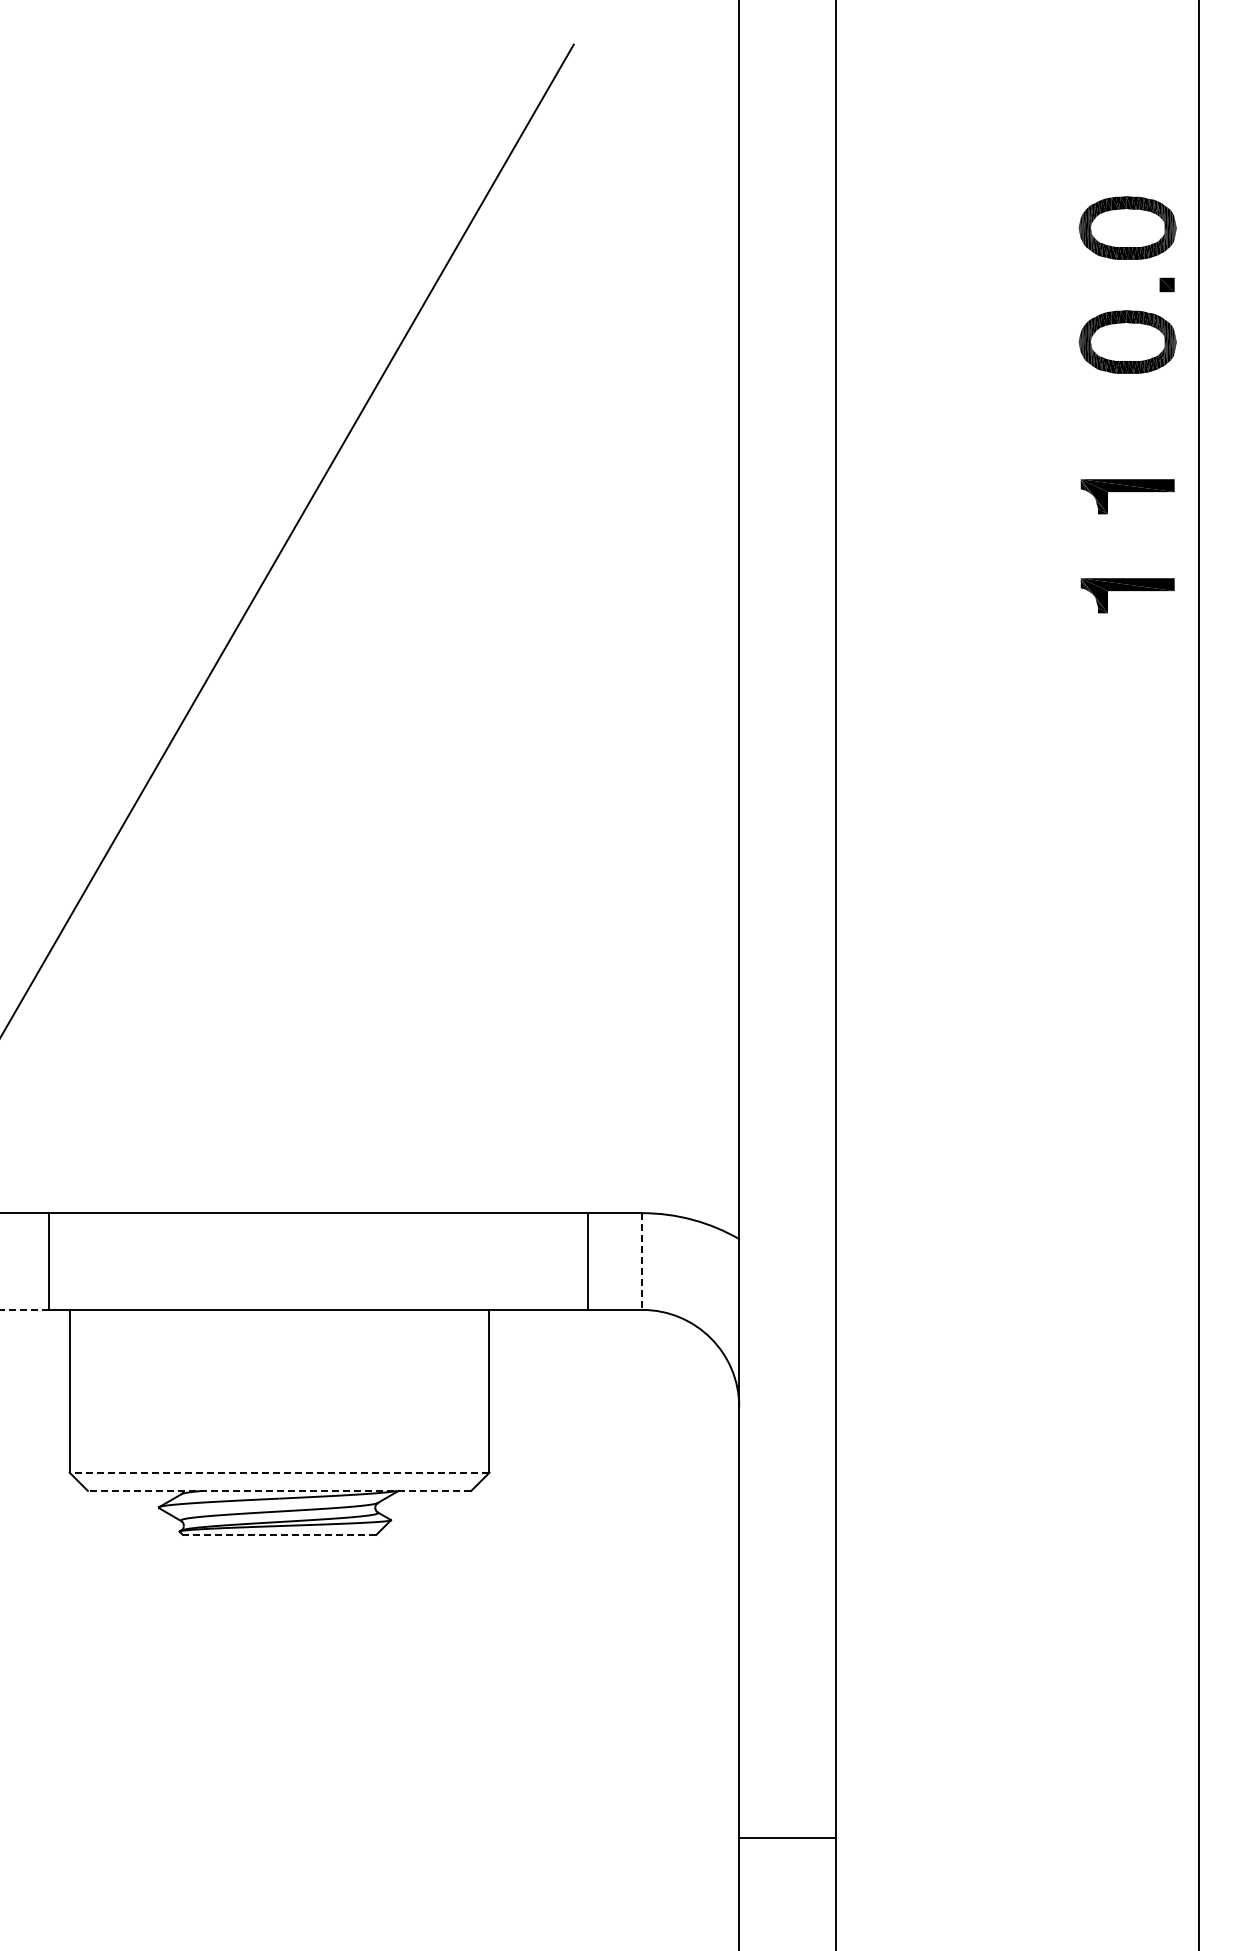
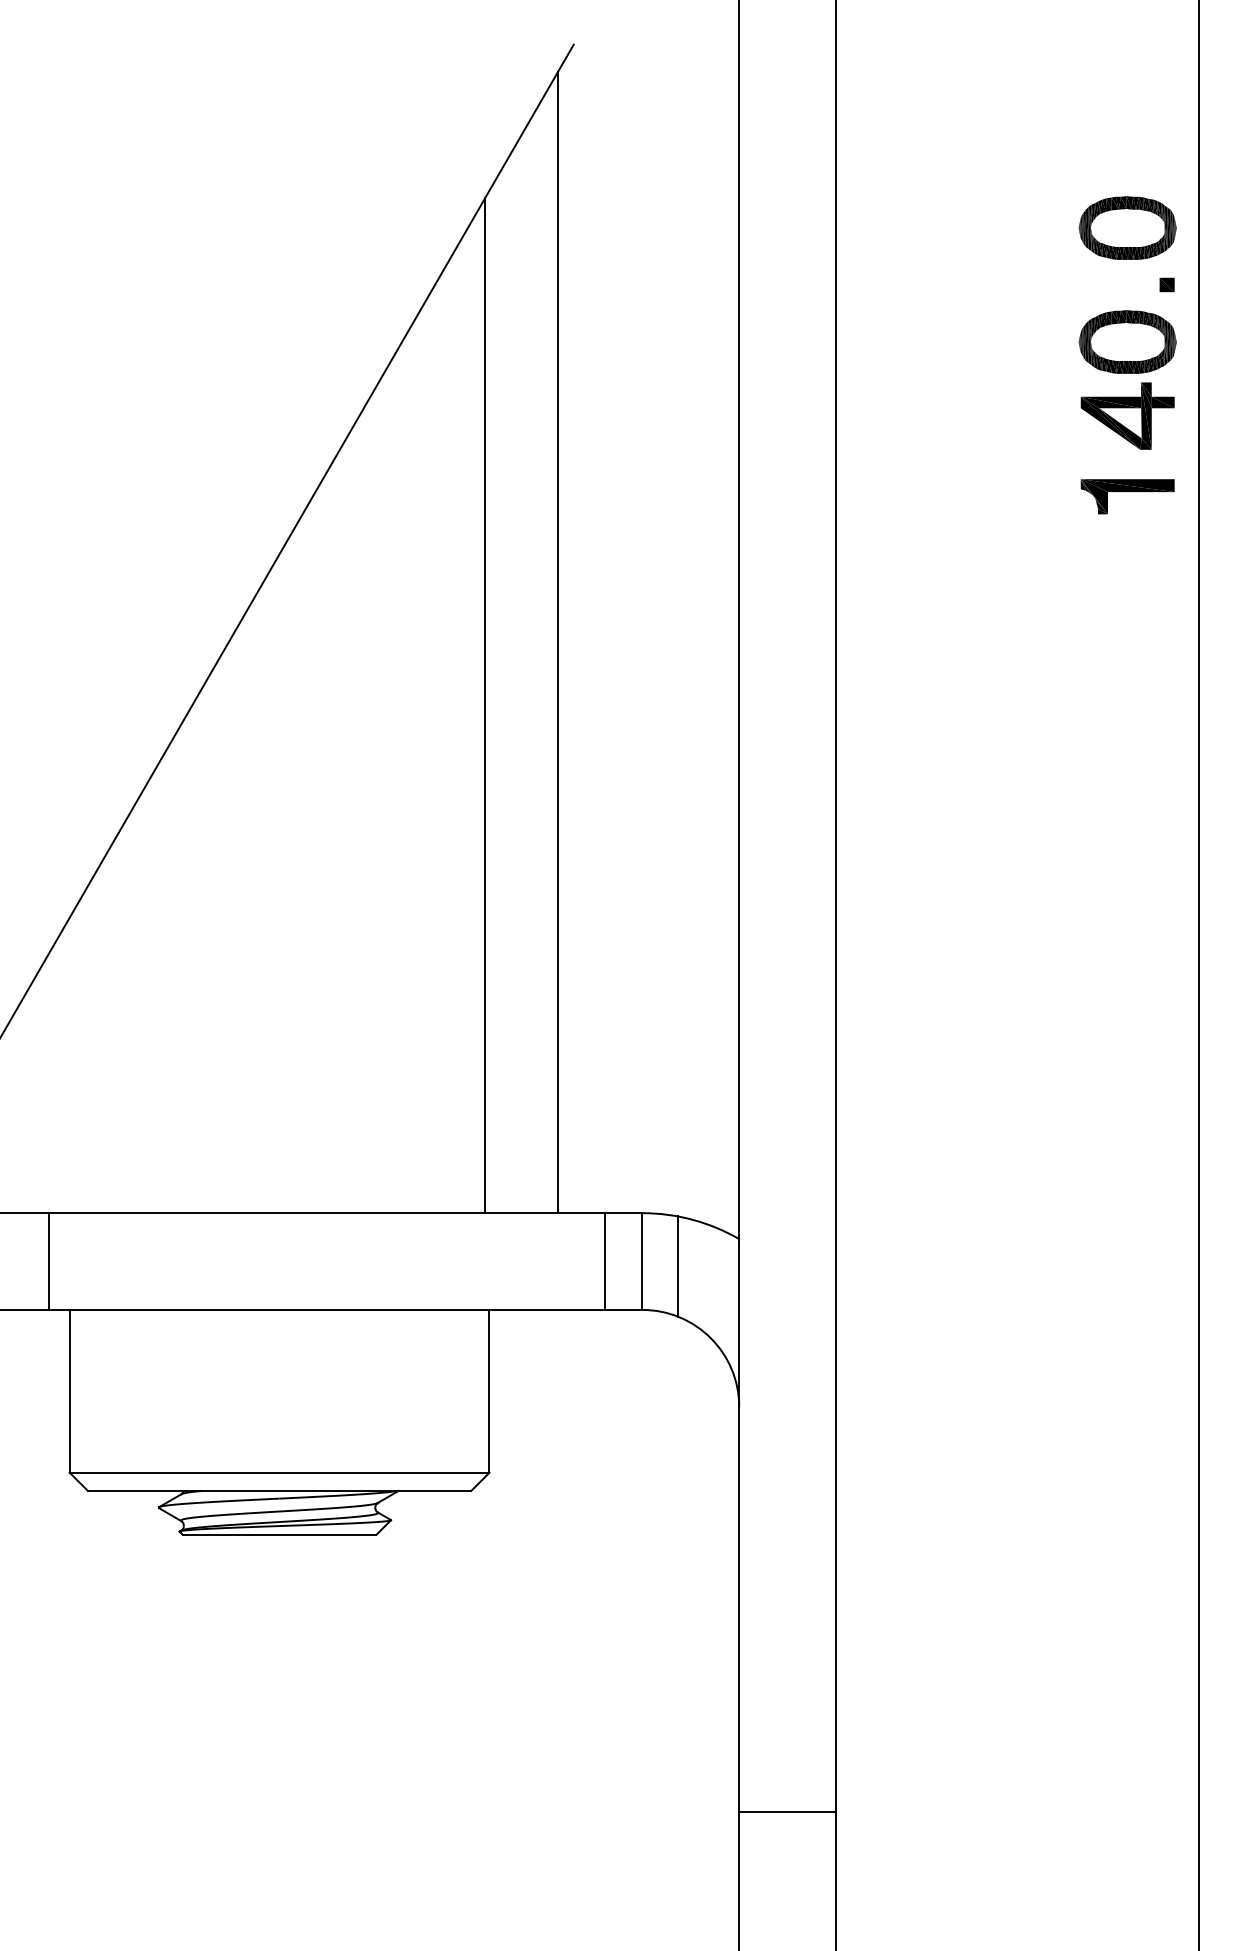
part: none -> present (1127, 415)
part: present -> none (1127, 595)
line: none -> present (557, 642)
line: none -> present (485, 705)
line position: (587, 1261) -> (604, 1261) (604, 1261)
line: dashed -> solid (642, 1262)
line: none -> present (678, 1266)
line: dashed -> solid (24, 1309)
line: dashed -> solid (279, 1472)
line: dashed -> solid (279, 1490)
line: dashed -> solid (279, 1534)
line position: (787, 1837) -> (787, 1811) (787, 1811)
